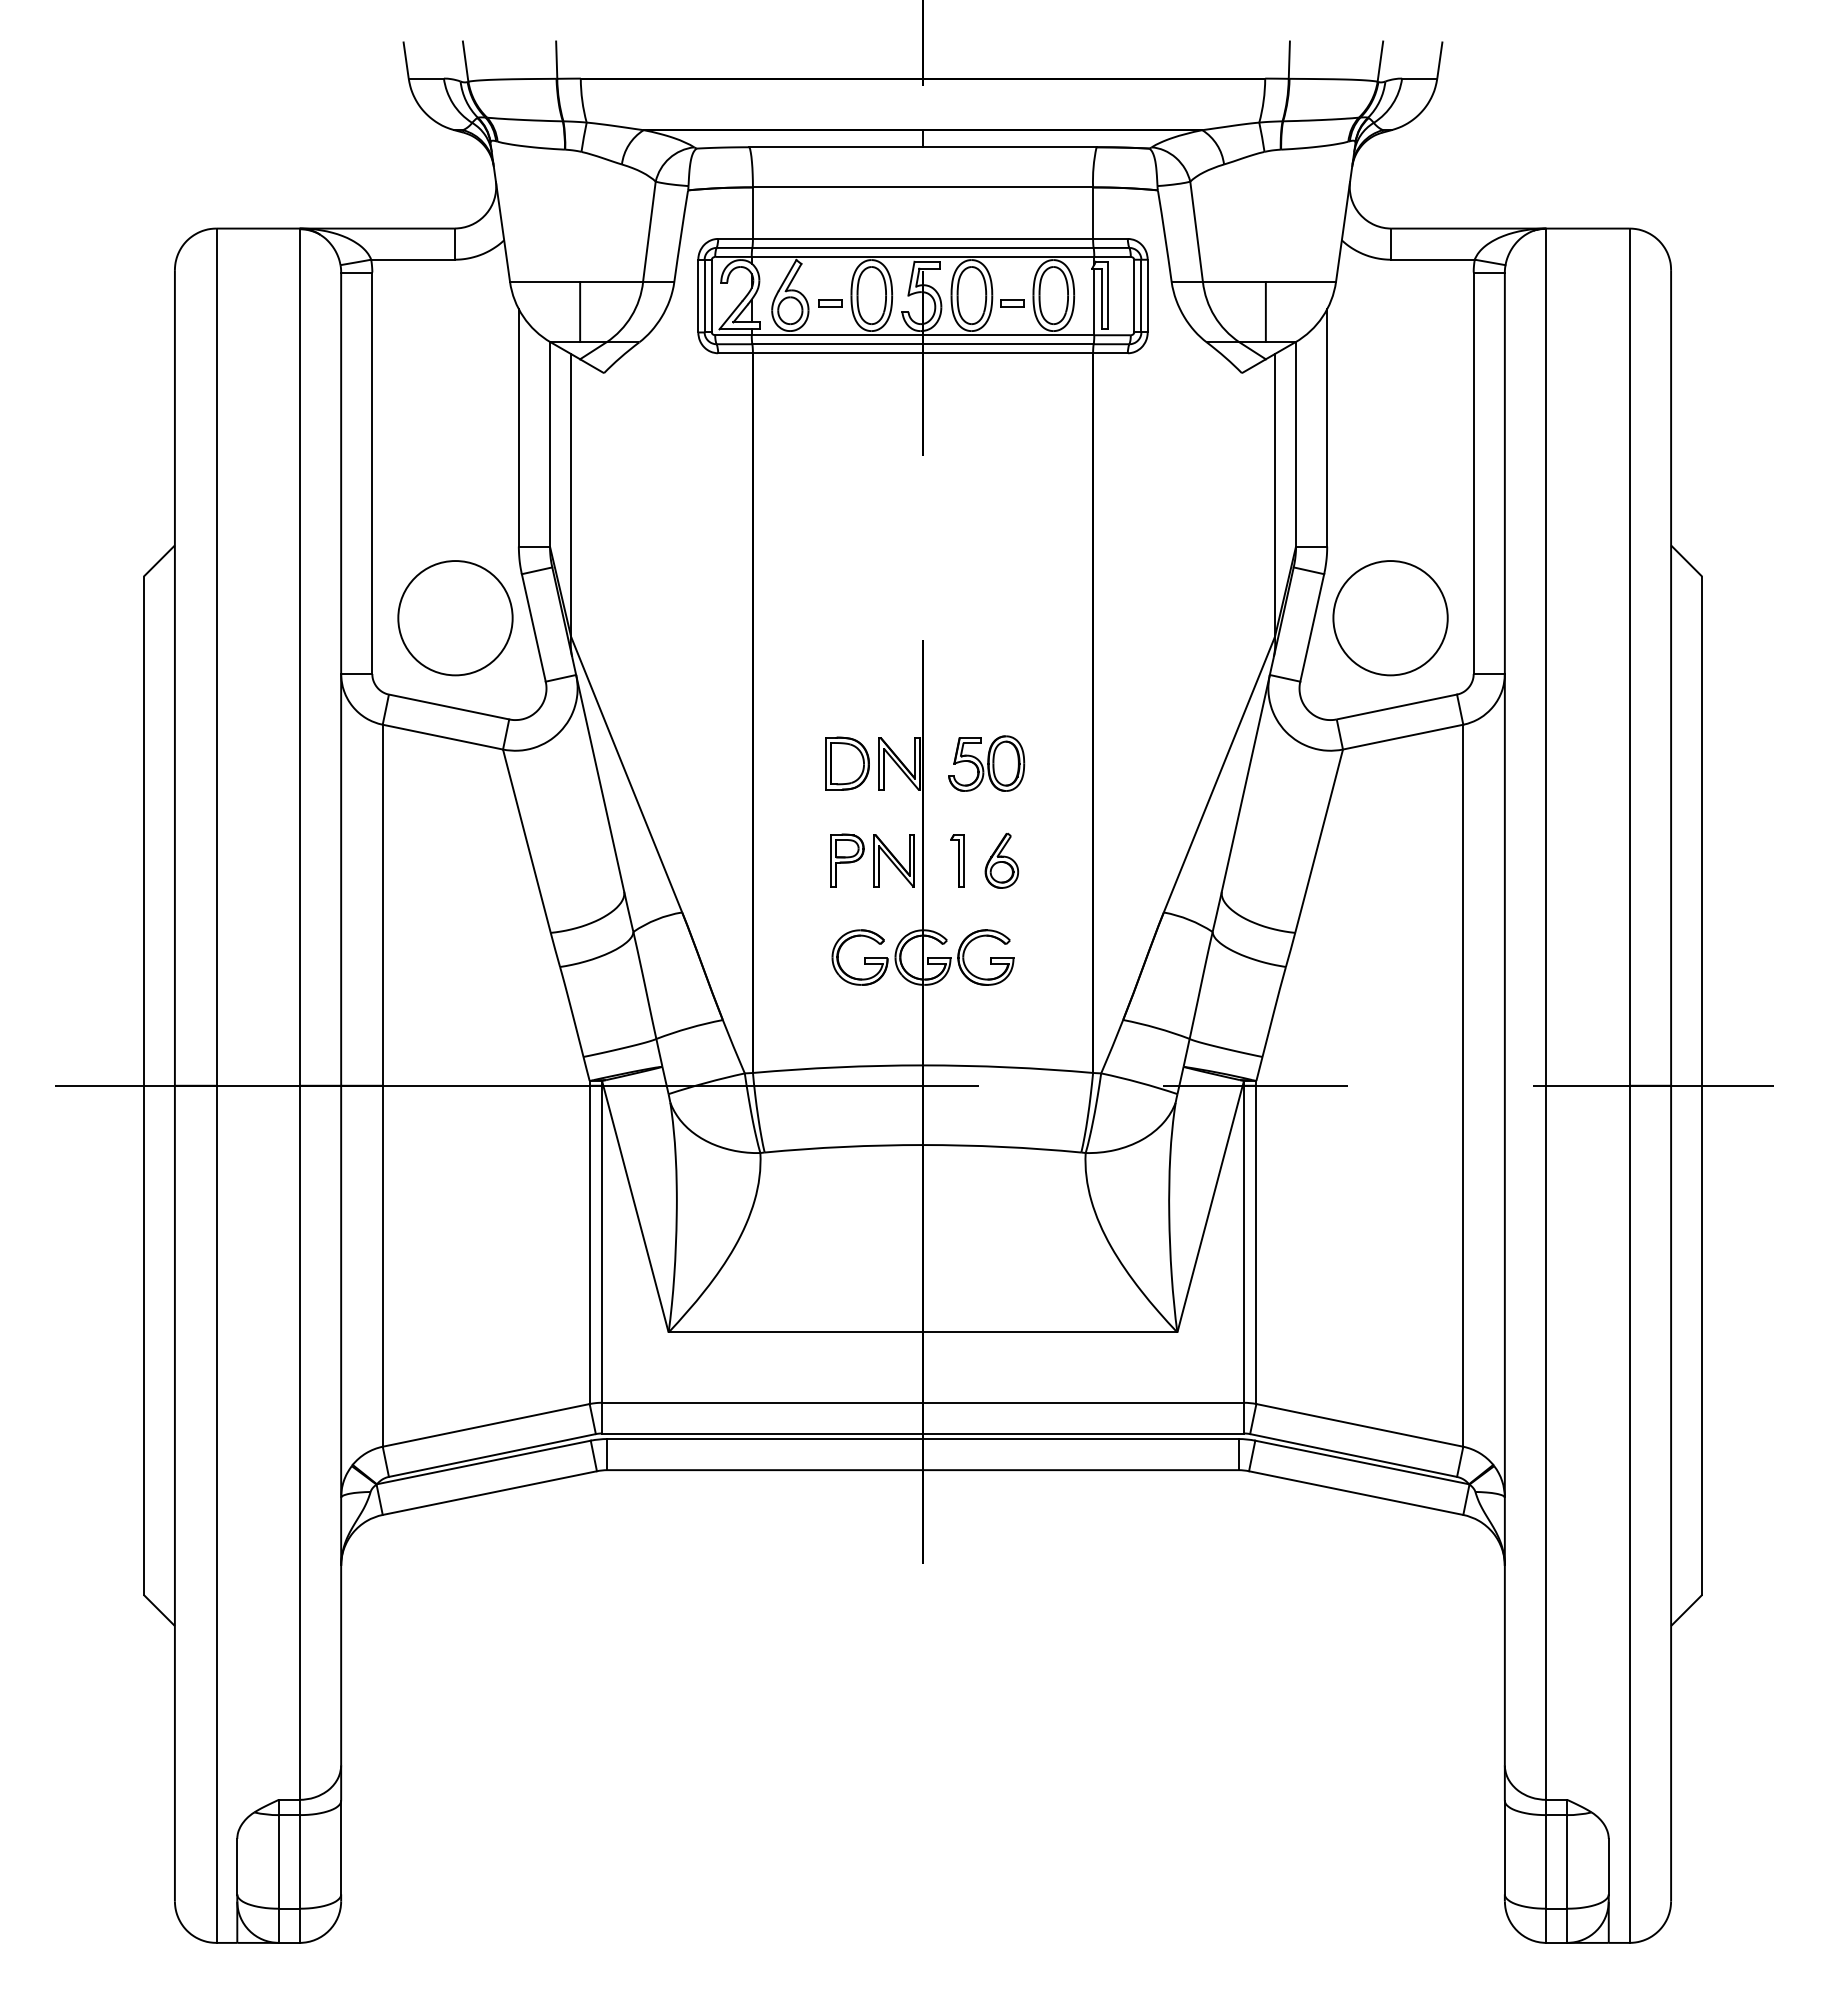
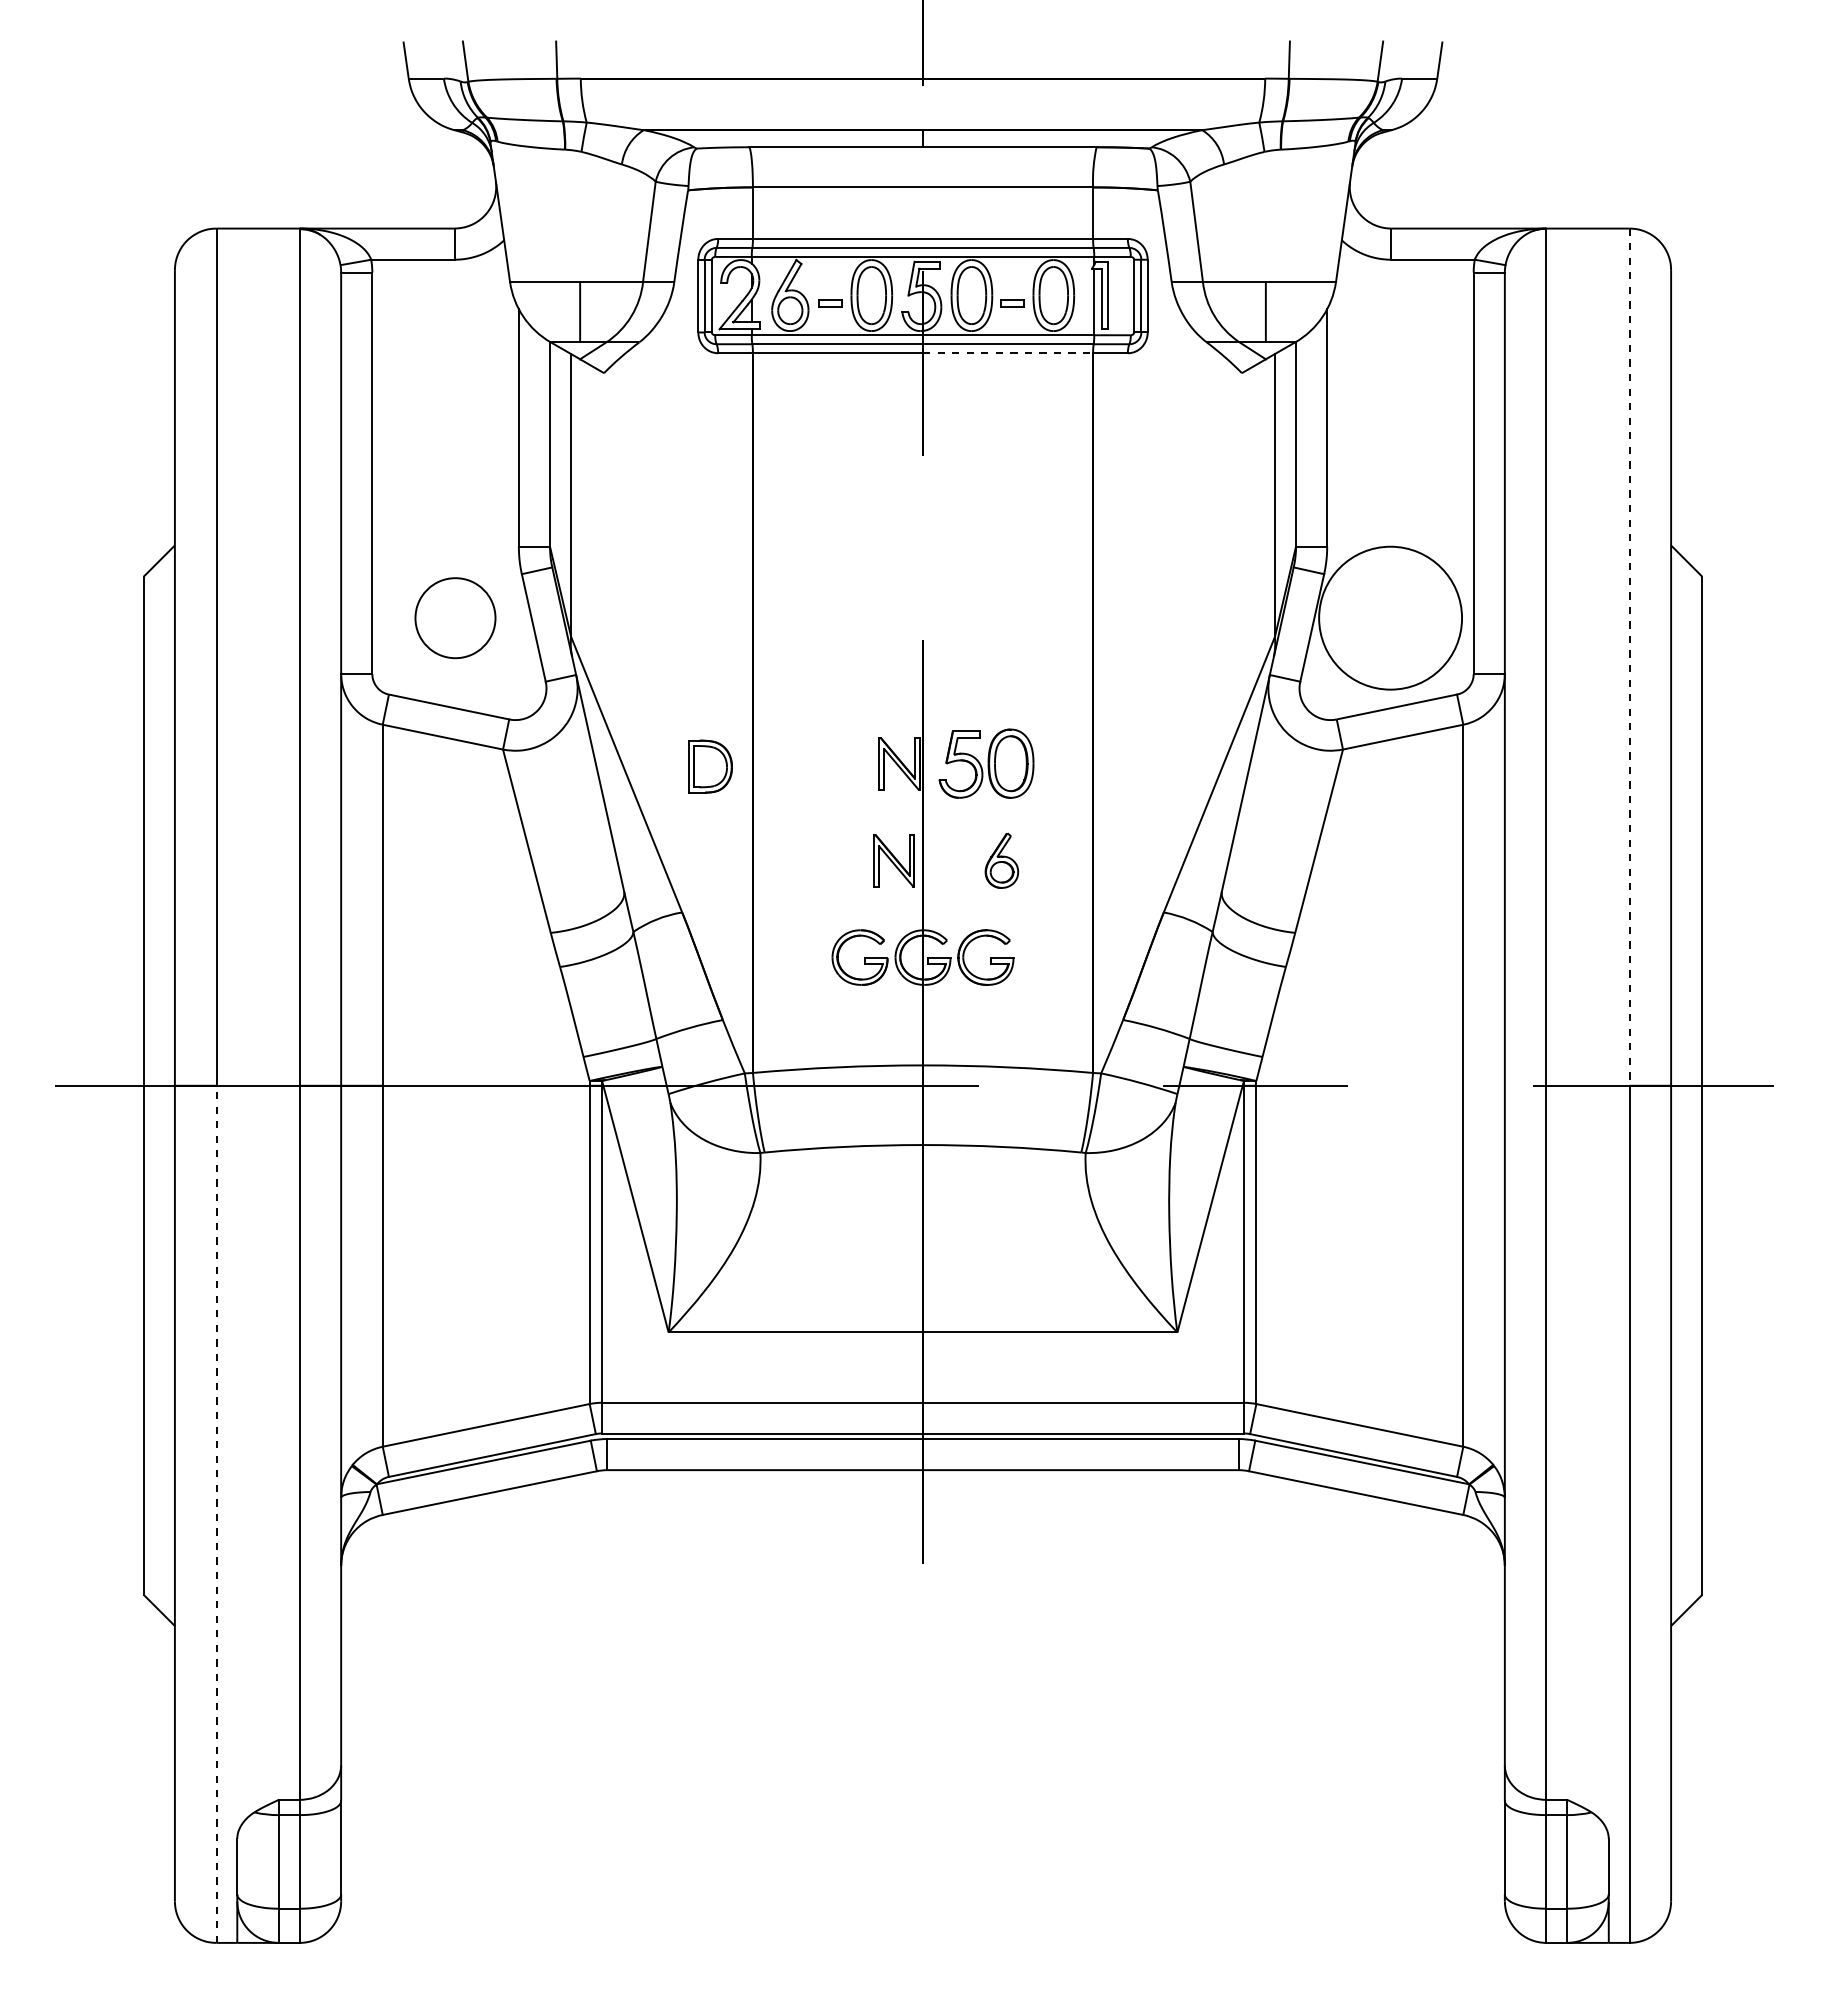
line: solid -> dashed (1008, 353)
circle diameter: 114 px -> 80 px (455, 618)
circle diameter: 114 px -> 143 px (1390, 617)
line: solid -> dashed (1629, 657)
part position: (847, 763) -> (710, 766) (710, 766)
part size: 78x57 px -> 97x71 px (986, 763)
part: present -> none (847, 860)
part: present -> none (957, 860)
line: solid -> dashed (216, 1514)
